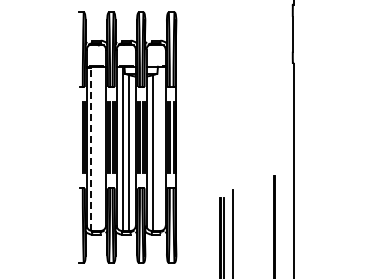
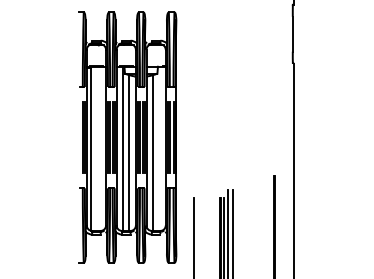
line: dashed -> solid (91, 148)
line: none -> present (228, 232)
line: none -> present (193, 236)
